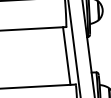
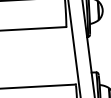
line: present -> none (66, 55)
